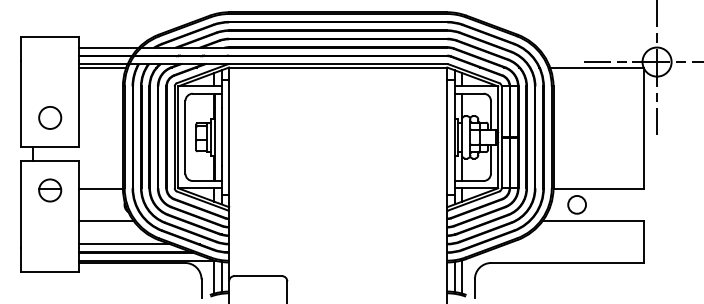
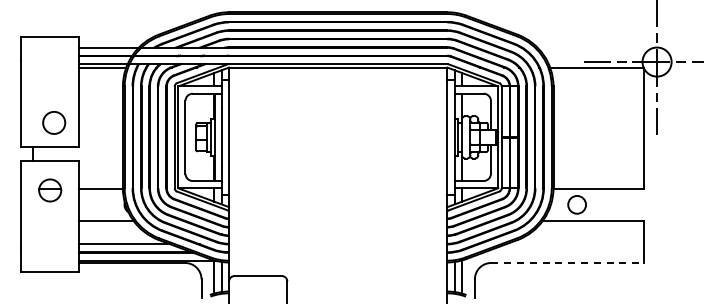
circle position: (50, 117) -> (54, 122) (54, 122)
line: solid -> dashed (567, 262)
